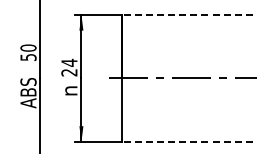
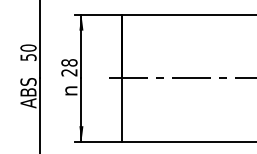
line: dashed -> solid (188, 14)
text: 24 -> 28 (69, 62)
line: dashed -> solid (188, 142)
